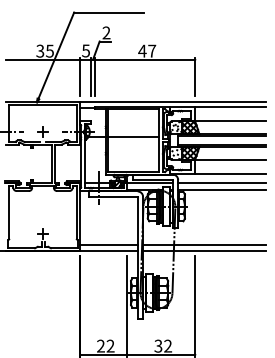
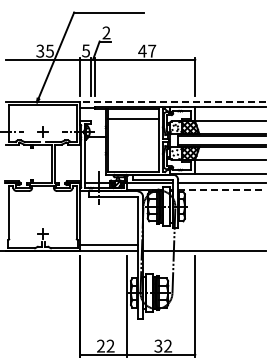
line: solid -> dashed (172, 102)
line position: (133, 137) -> (133, 119) (133, 119)
line: solid -> dashed (222, 189)
line: present -> none (204, 244)
